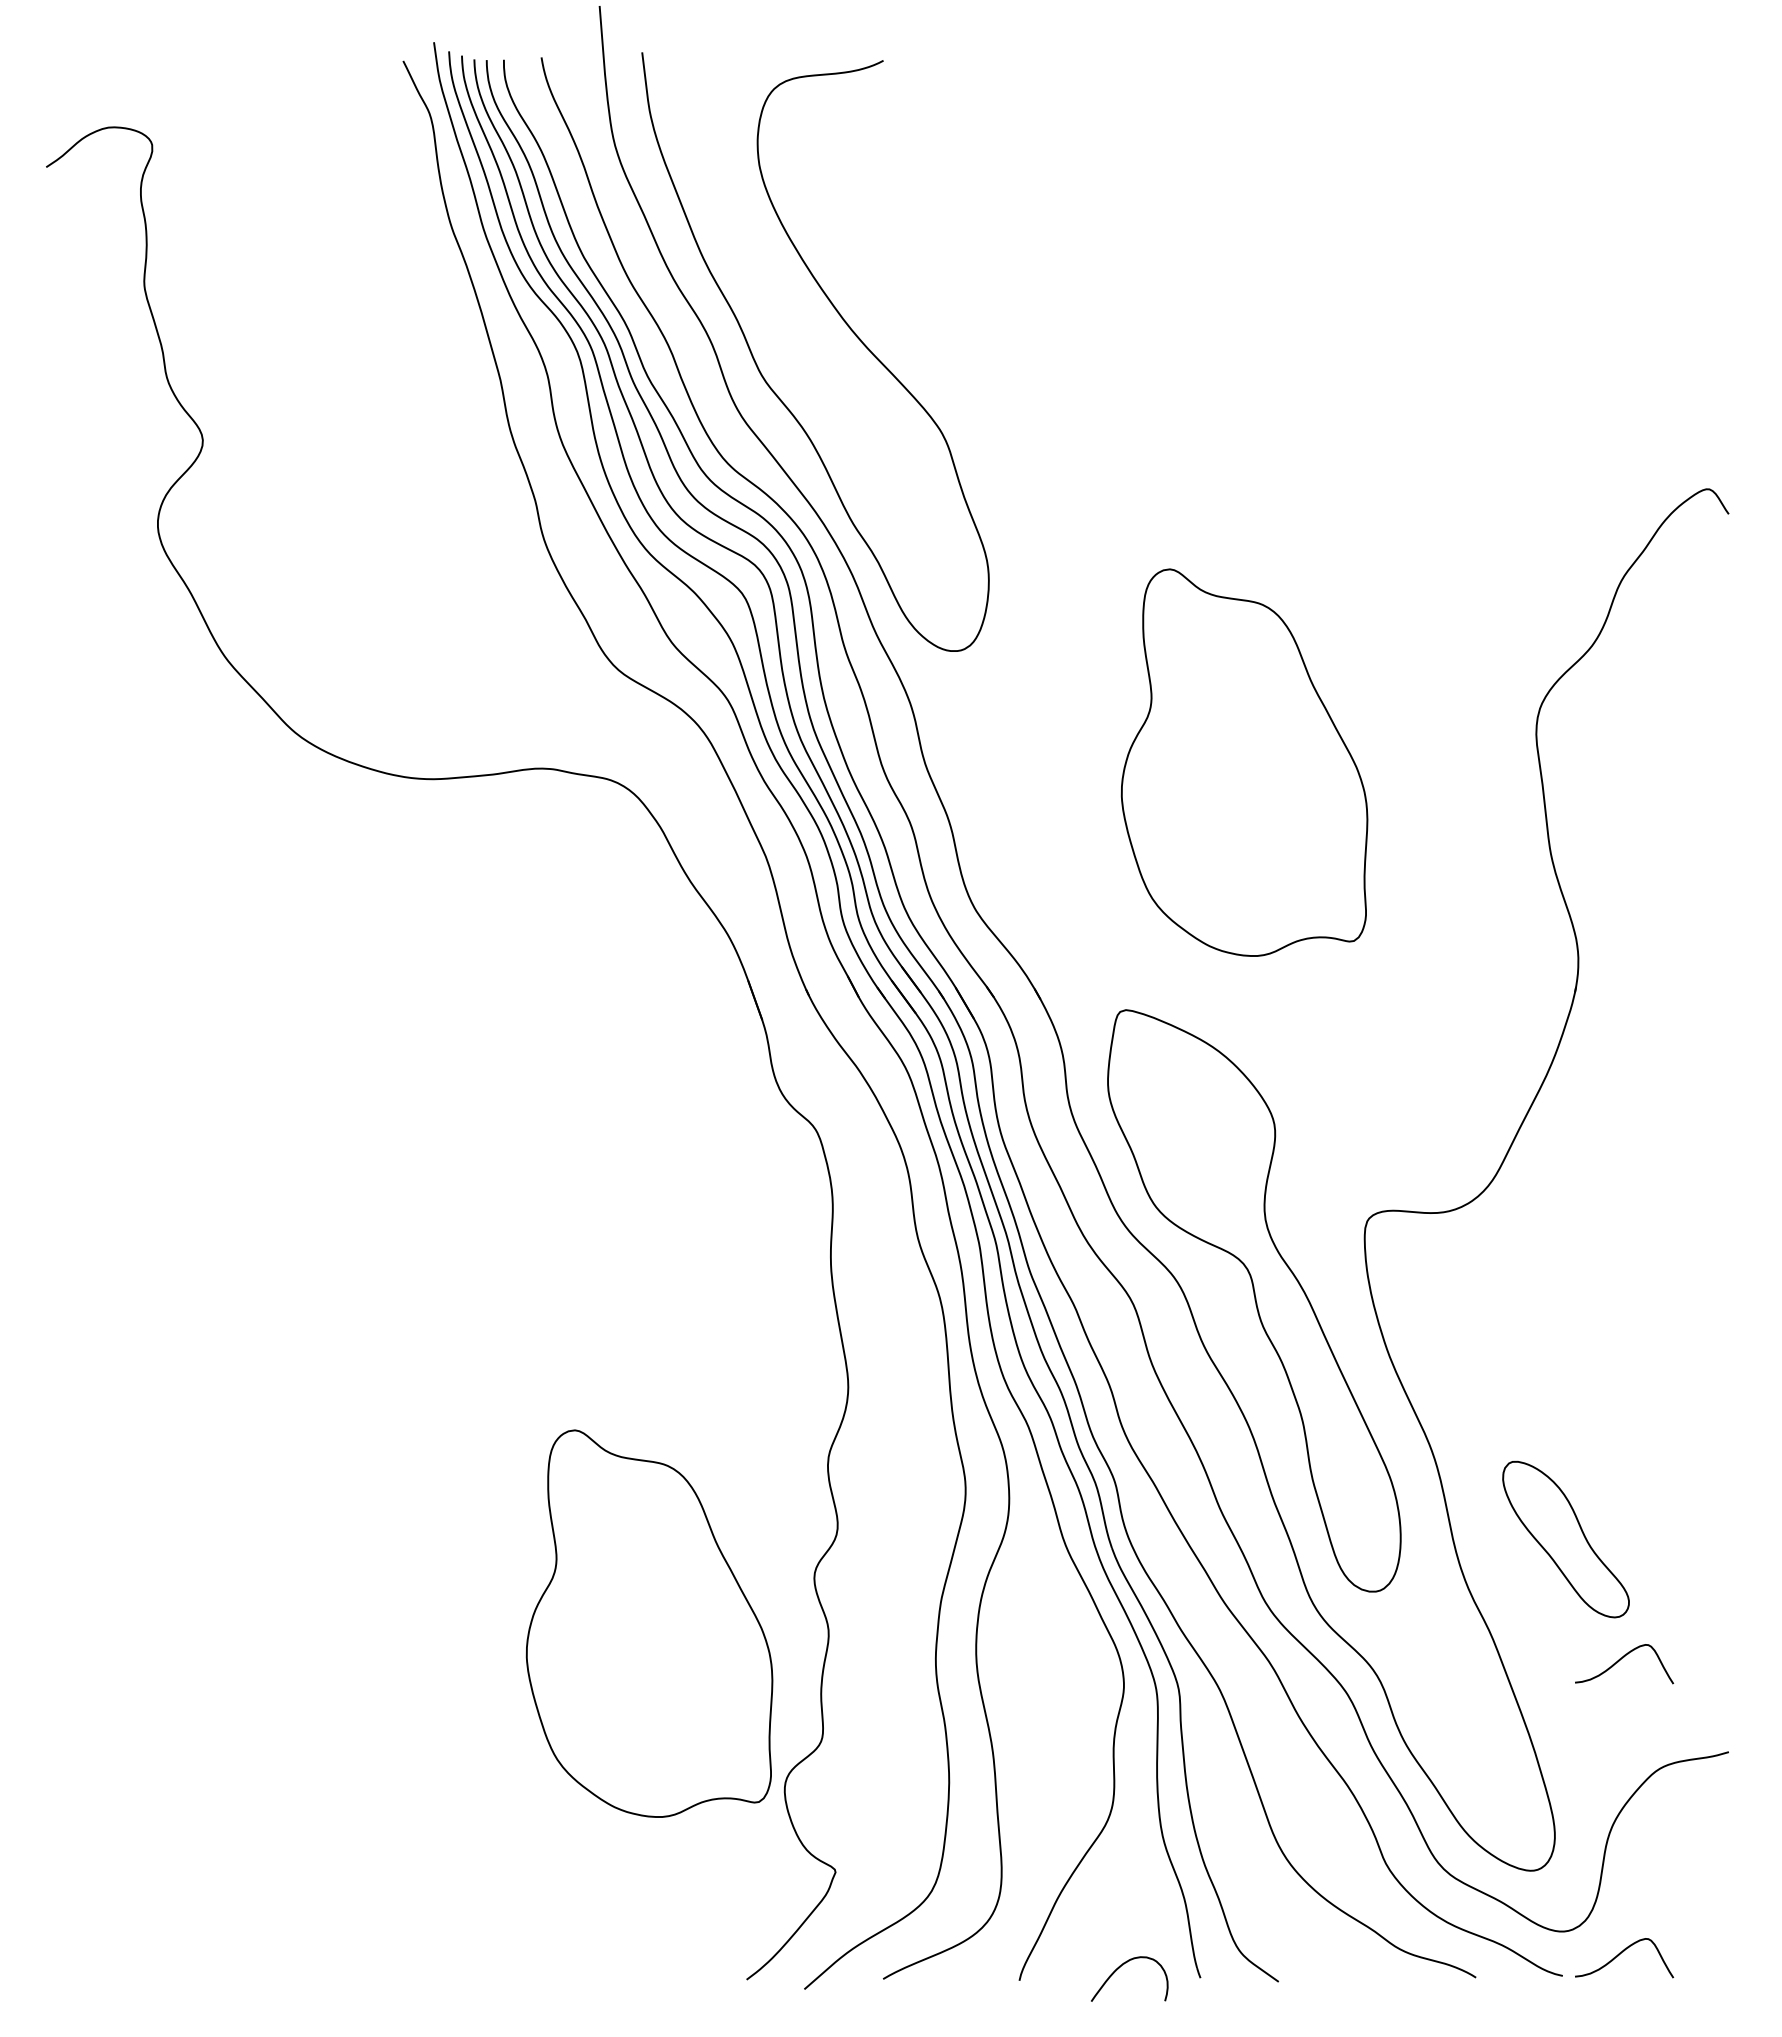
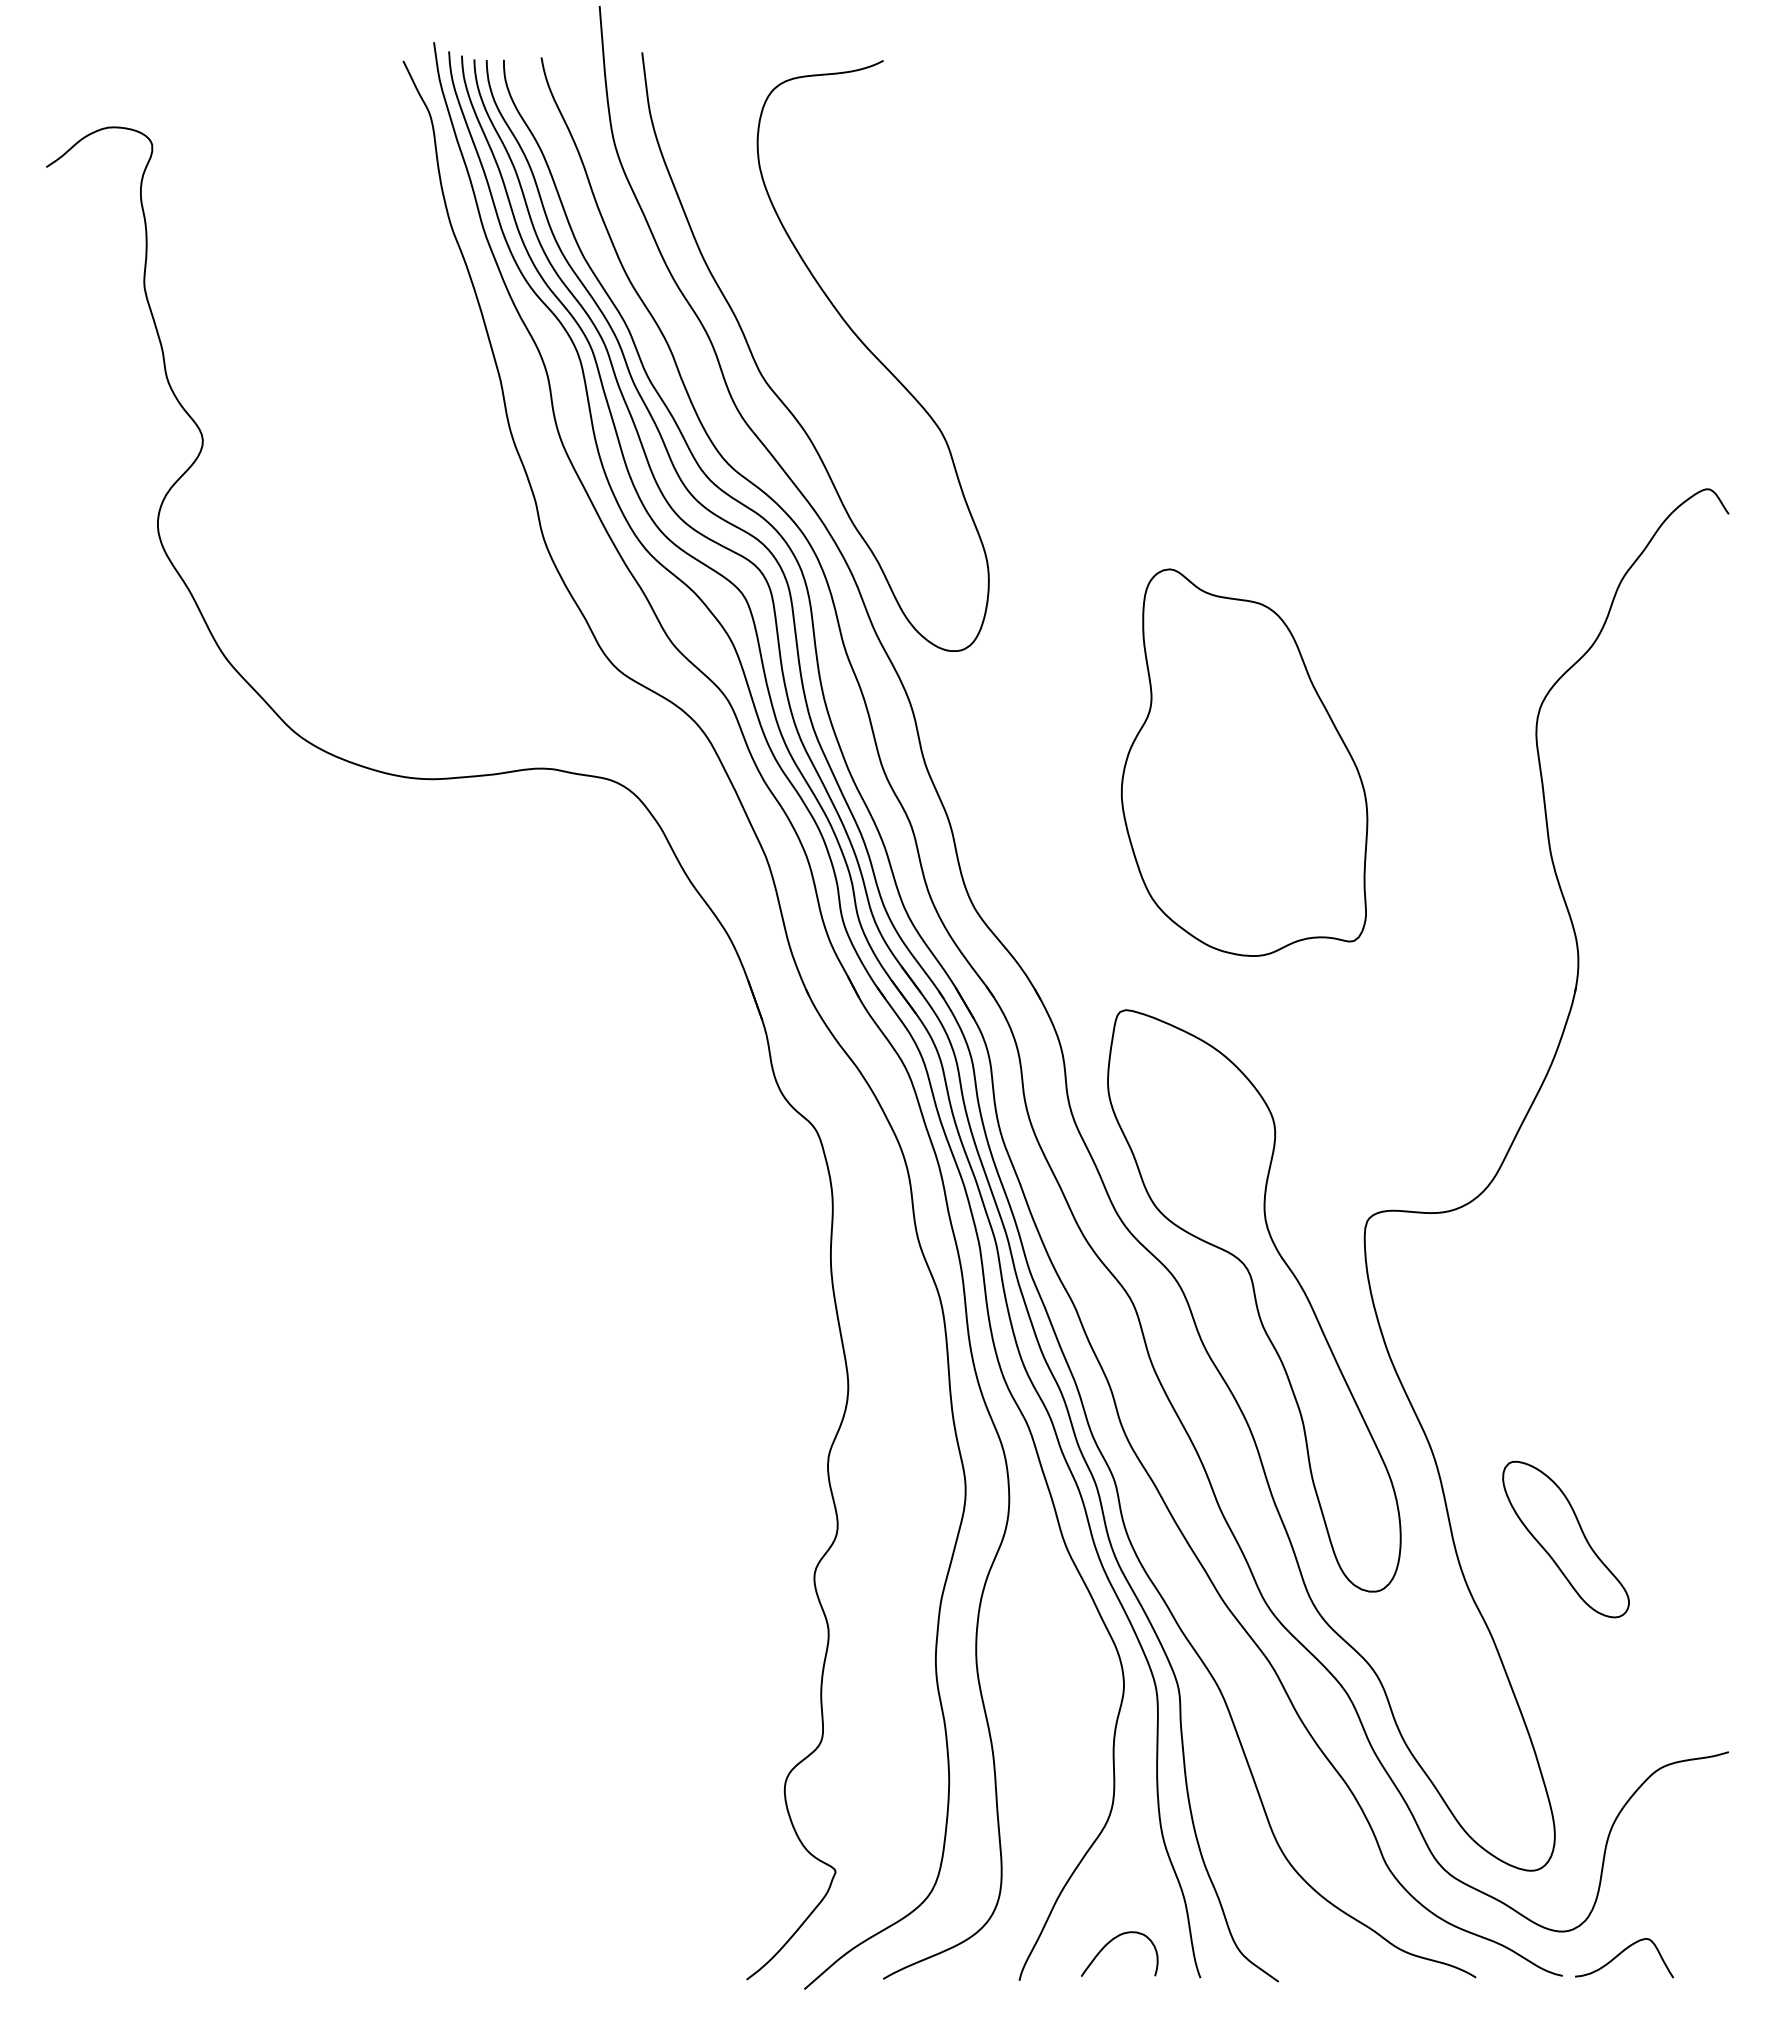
part: present -> none (649, 1623)
curve: present -> none (1620, 1660)
curve position: (1119, 1968) -> (1109, 1943) (1109, 1943)
